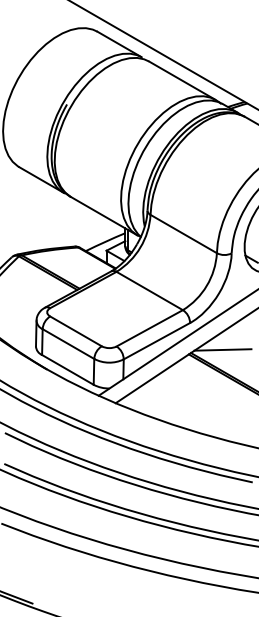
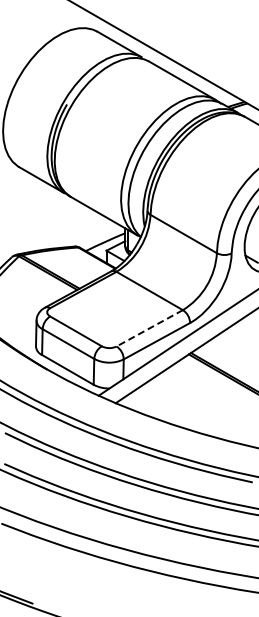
line: solid -> dashed (149, 328)
line: present -> none (222, 349)
